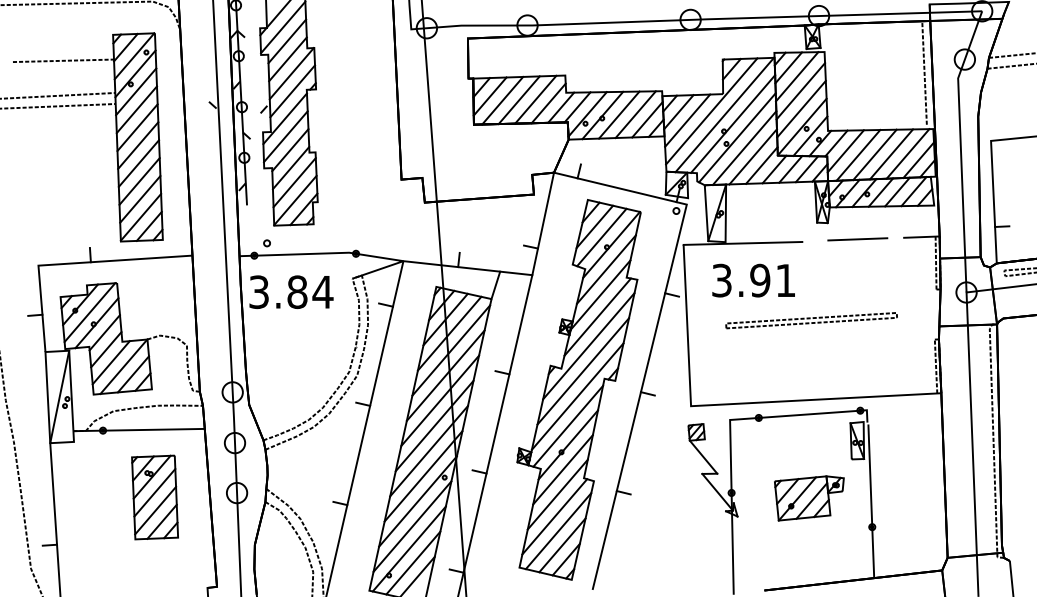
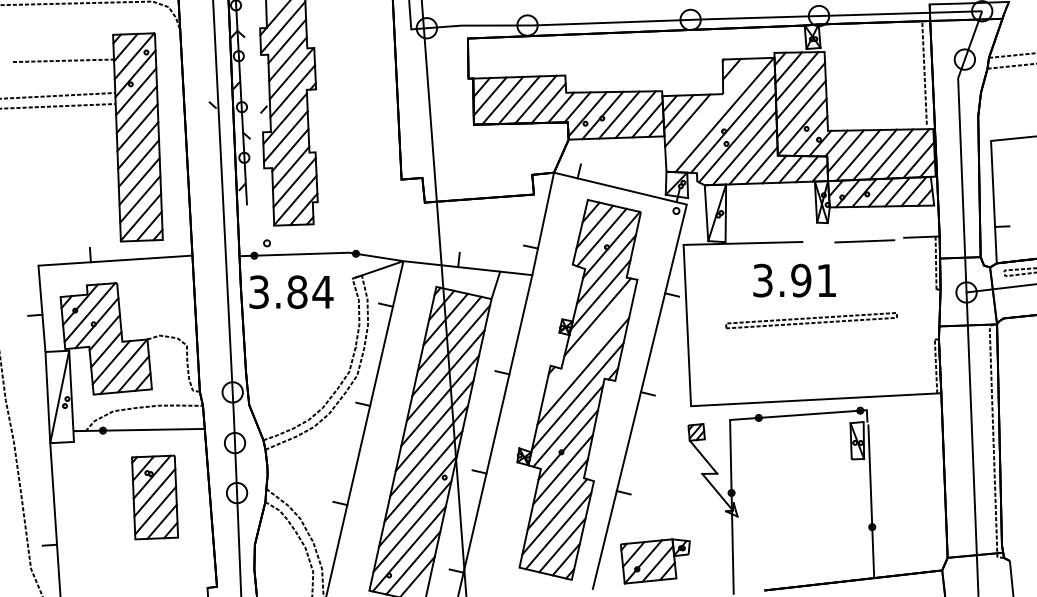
line: present -> none (711, 111)
line position: (857, 239) -> (864, 241) (864, 241)
text position: (753, 280) -> (794, 280) (794, 280)
line: present -> none (588, 346)
part position: (809, 498) -> (655, 561) (655, 561)
